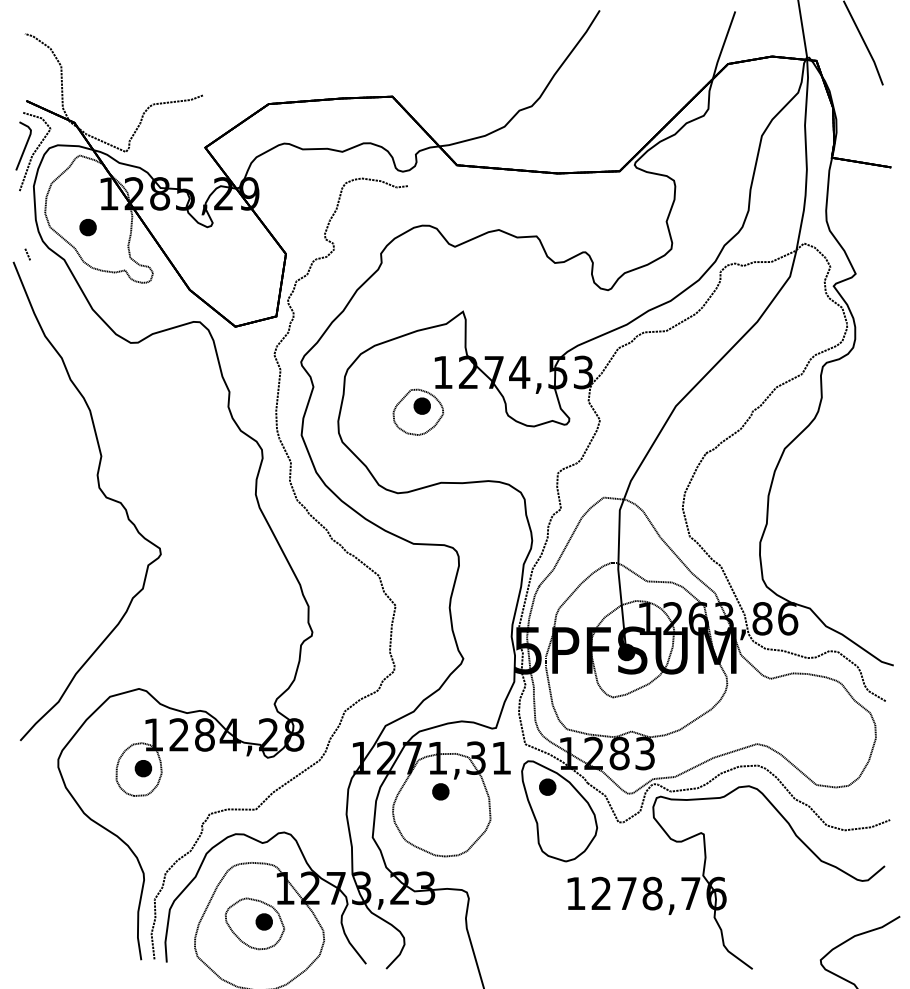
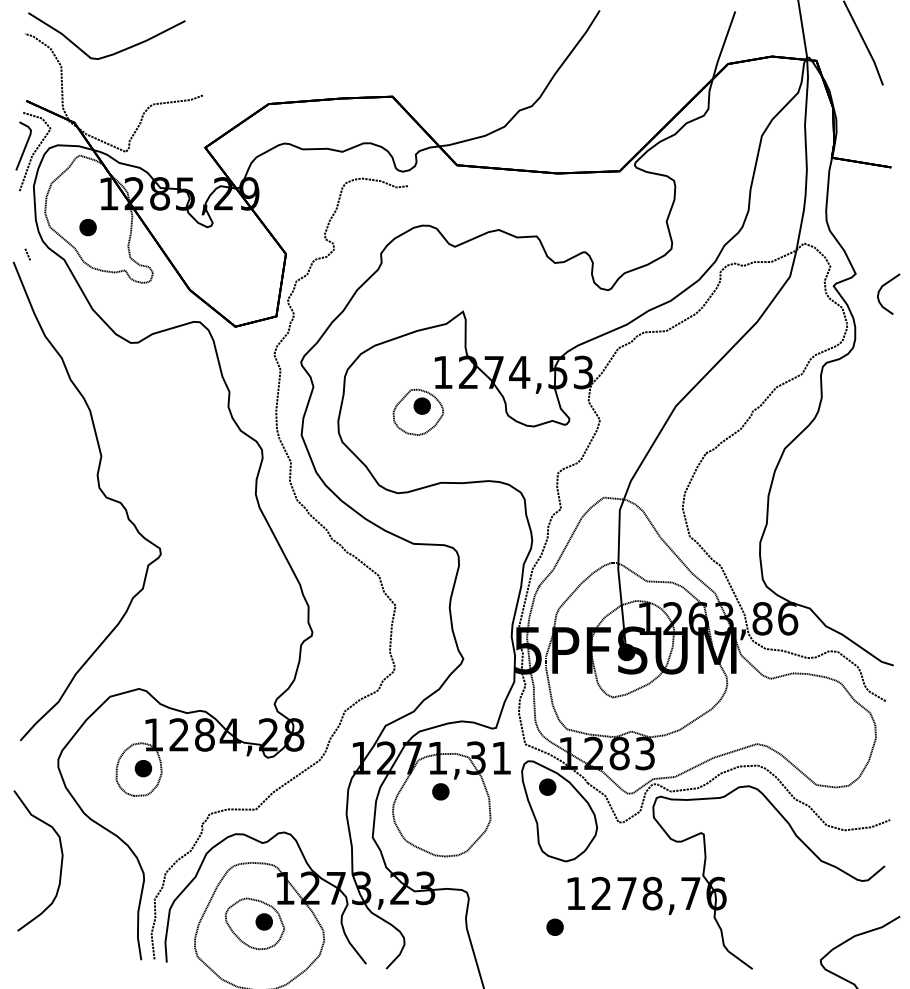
curve: none -> present (112, 53)
curve: none -> present (881, 289)
curve: none -> present (60, 864)
part: none -> present (554, 926)
